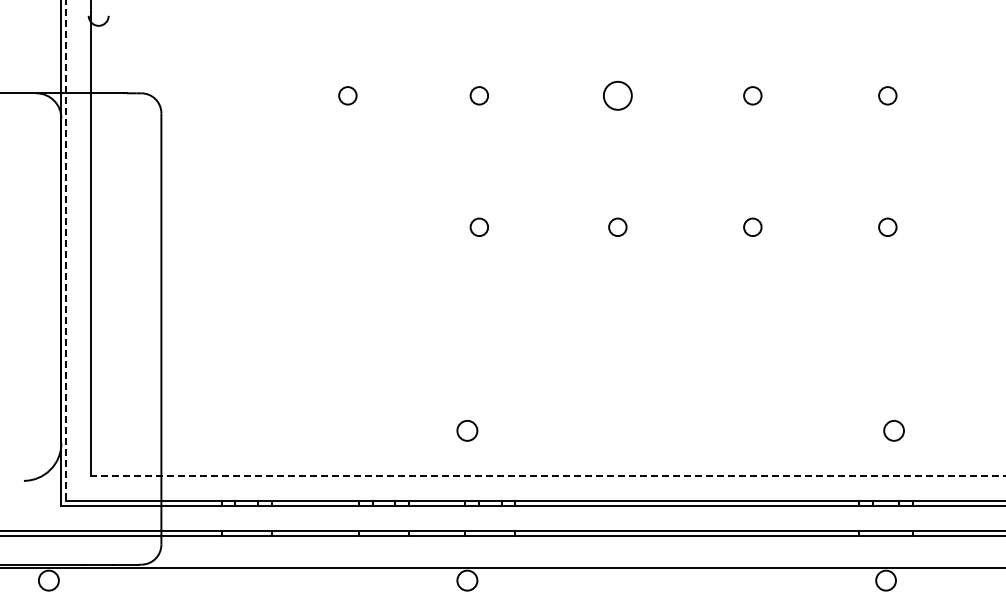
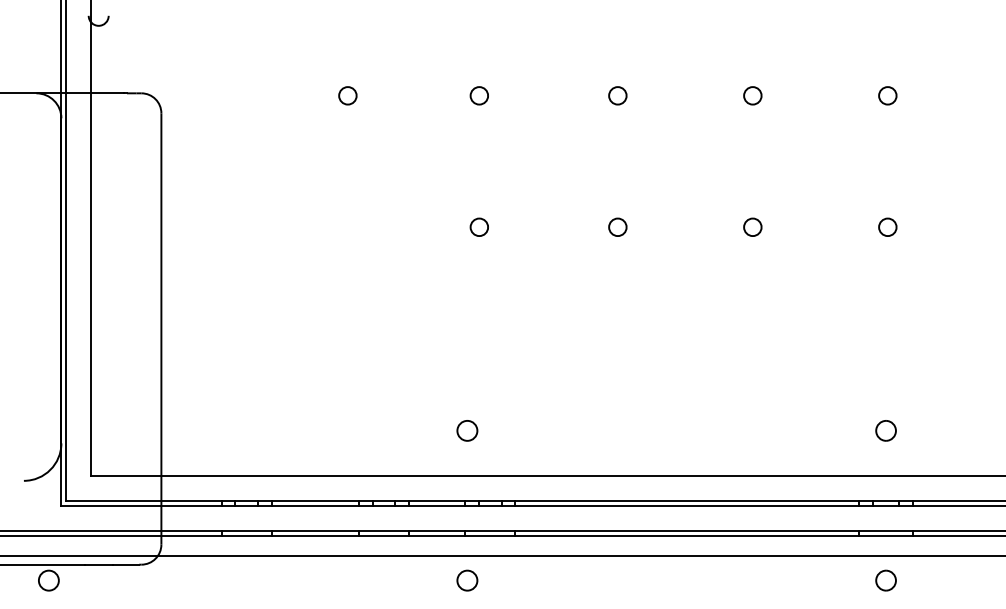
circle diameter: 28 px -> 17 px (617, 95)
line: dashed -> solid (66, 250)
part position: (893, 430) -> (885, 430) (885, 430)
line: dashed -> solid (548, 475)
line position: (502, 567) -> (502, 555) (502, 555)
